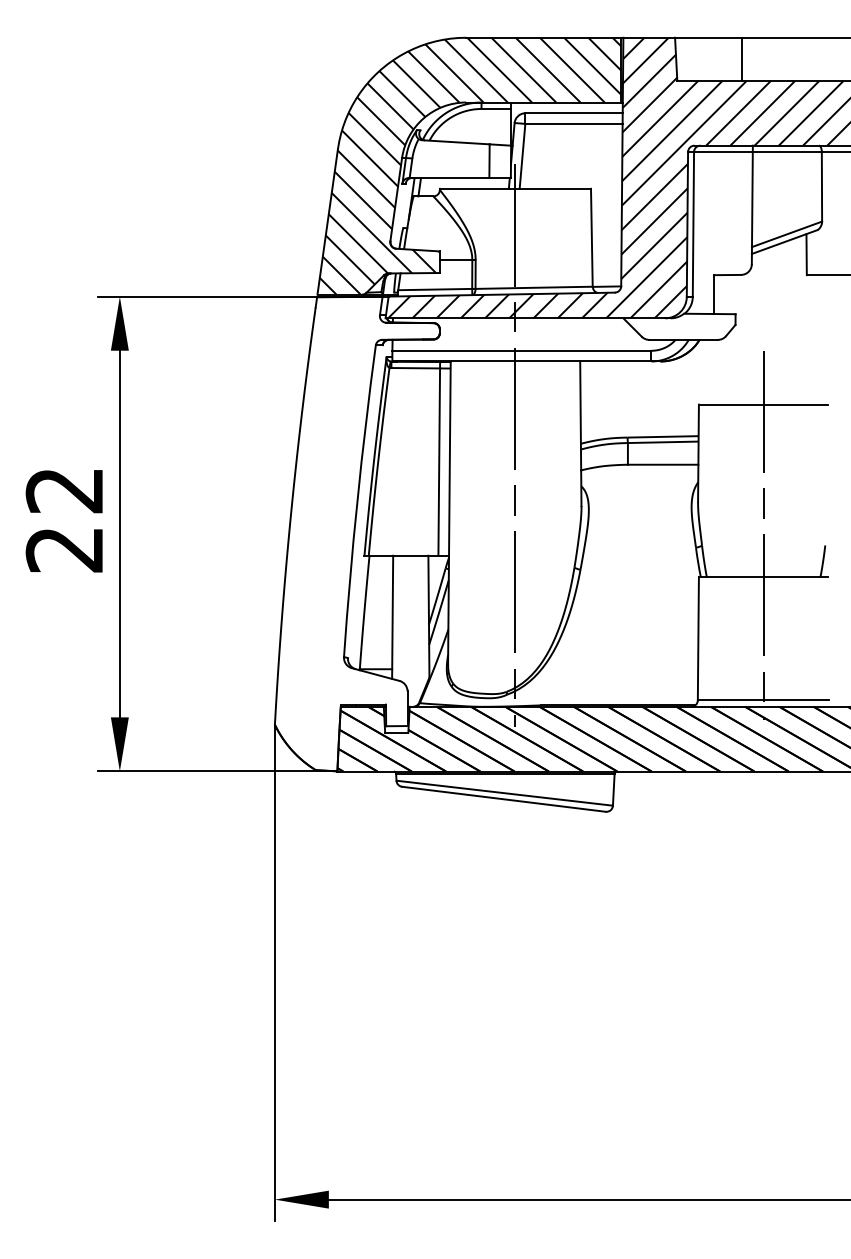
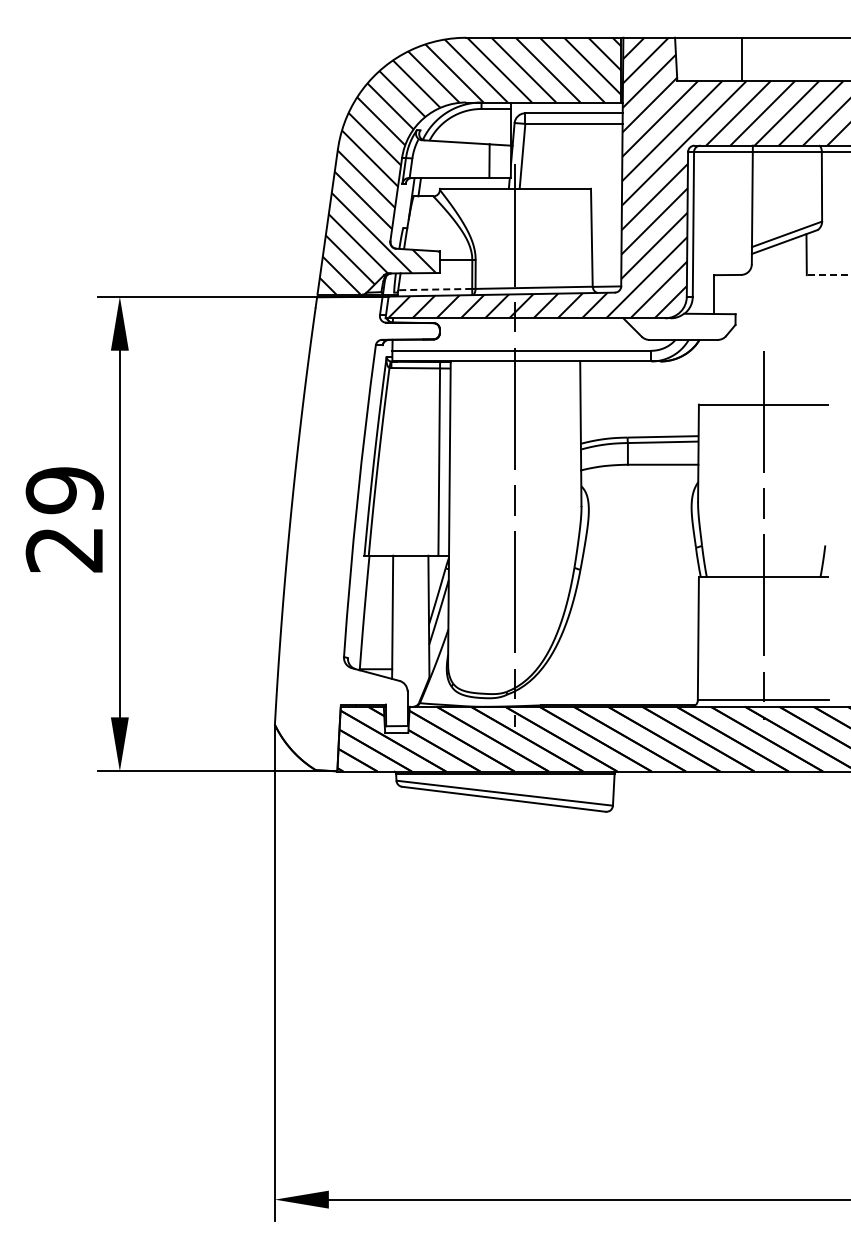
line: solid -> dashed (828, 275)
line: solid -> dashed (435, 289)
text: 22 -> 29 (64, 490)
